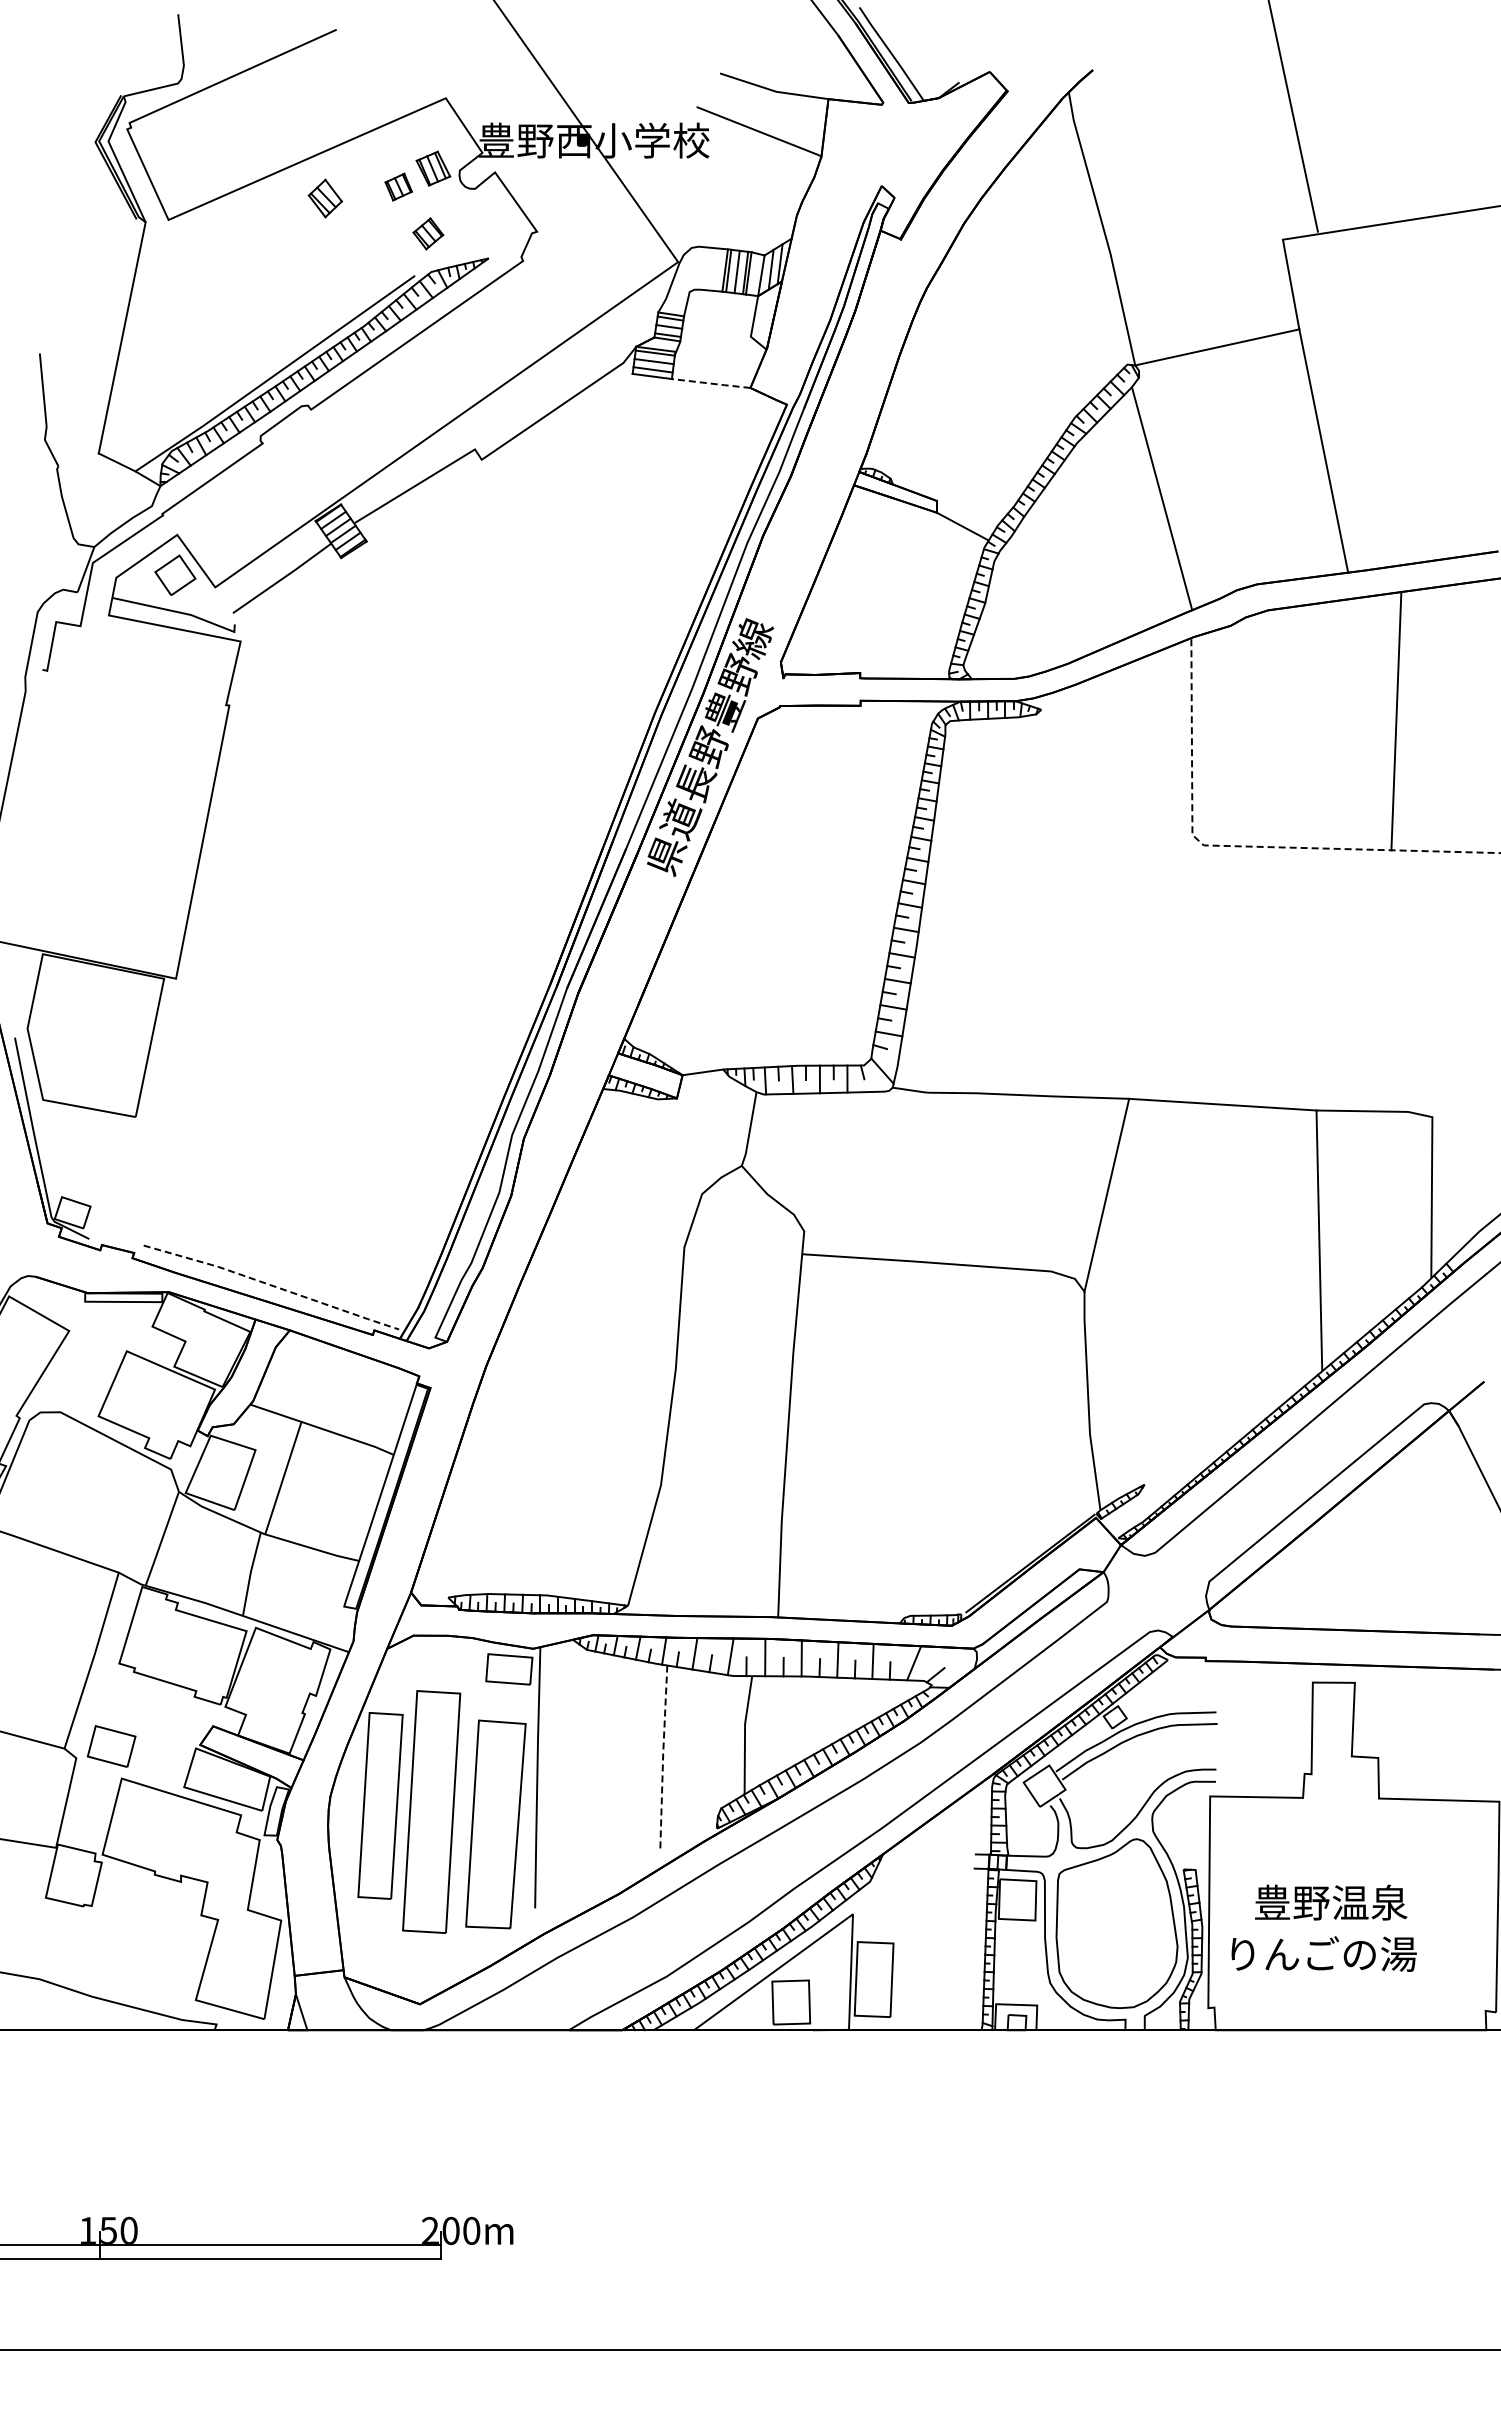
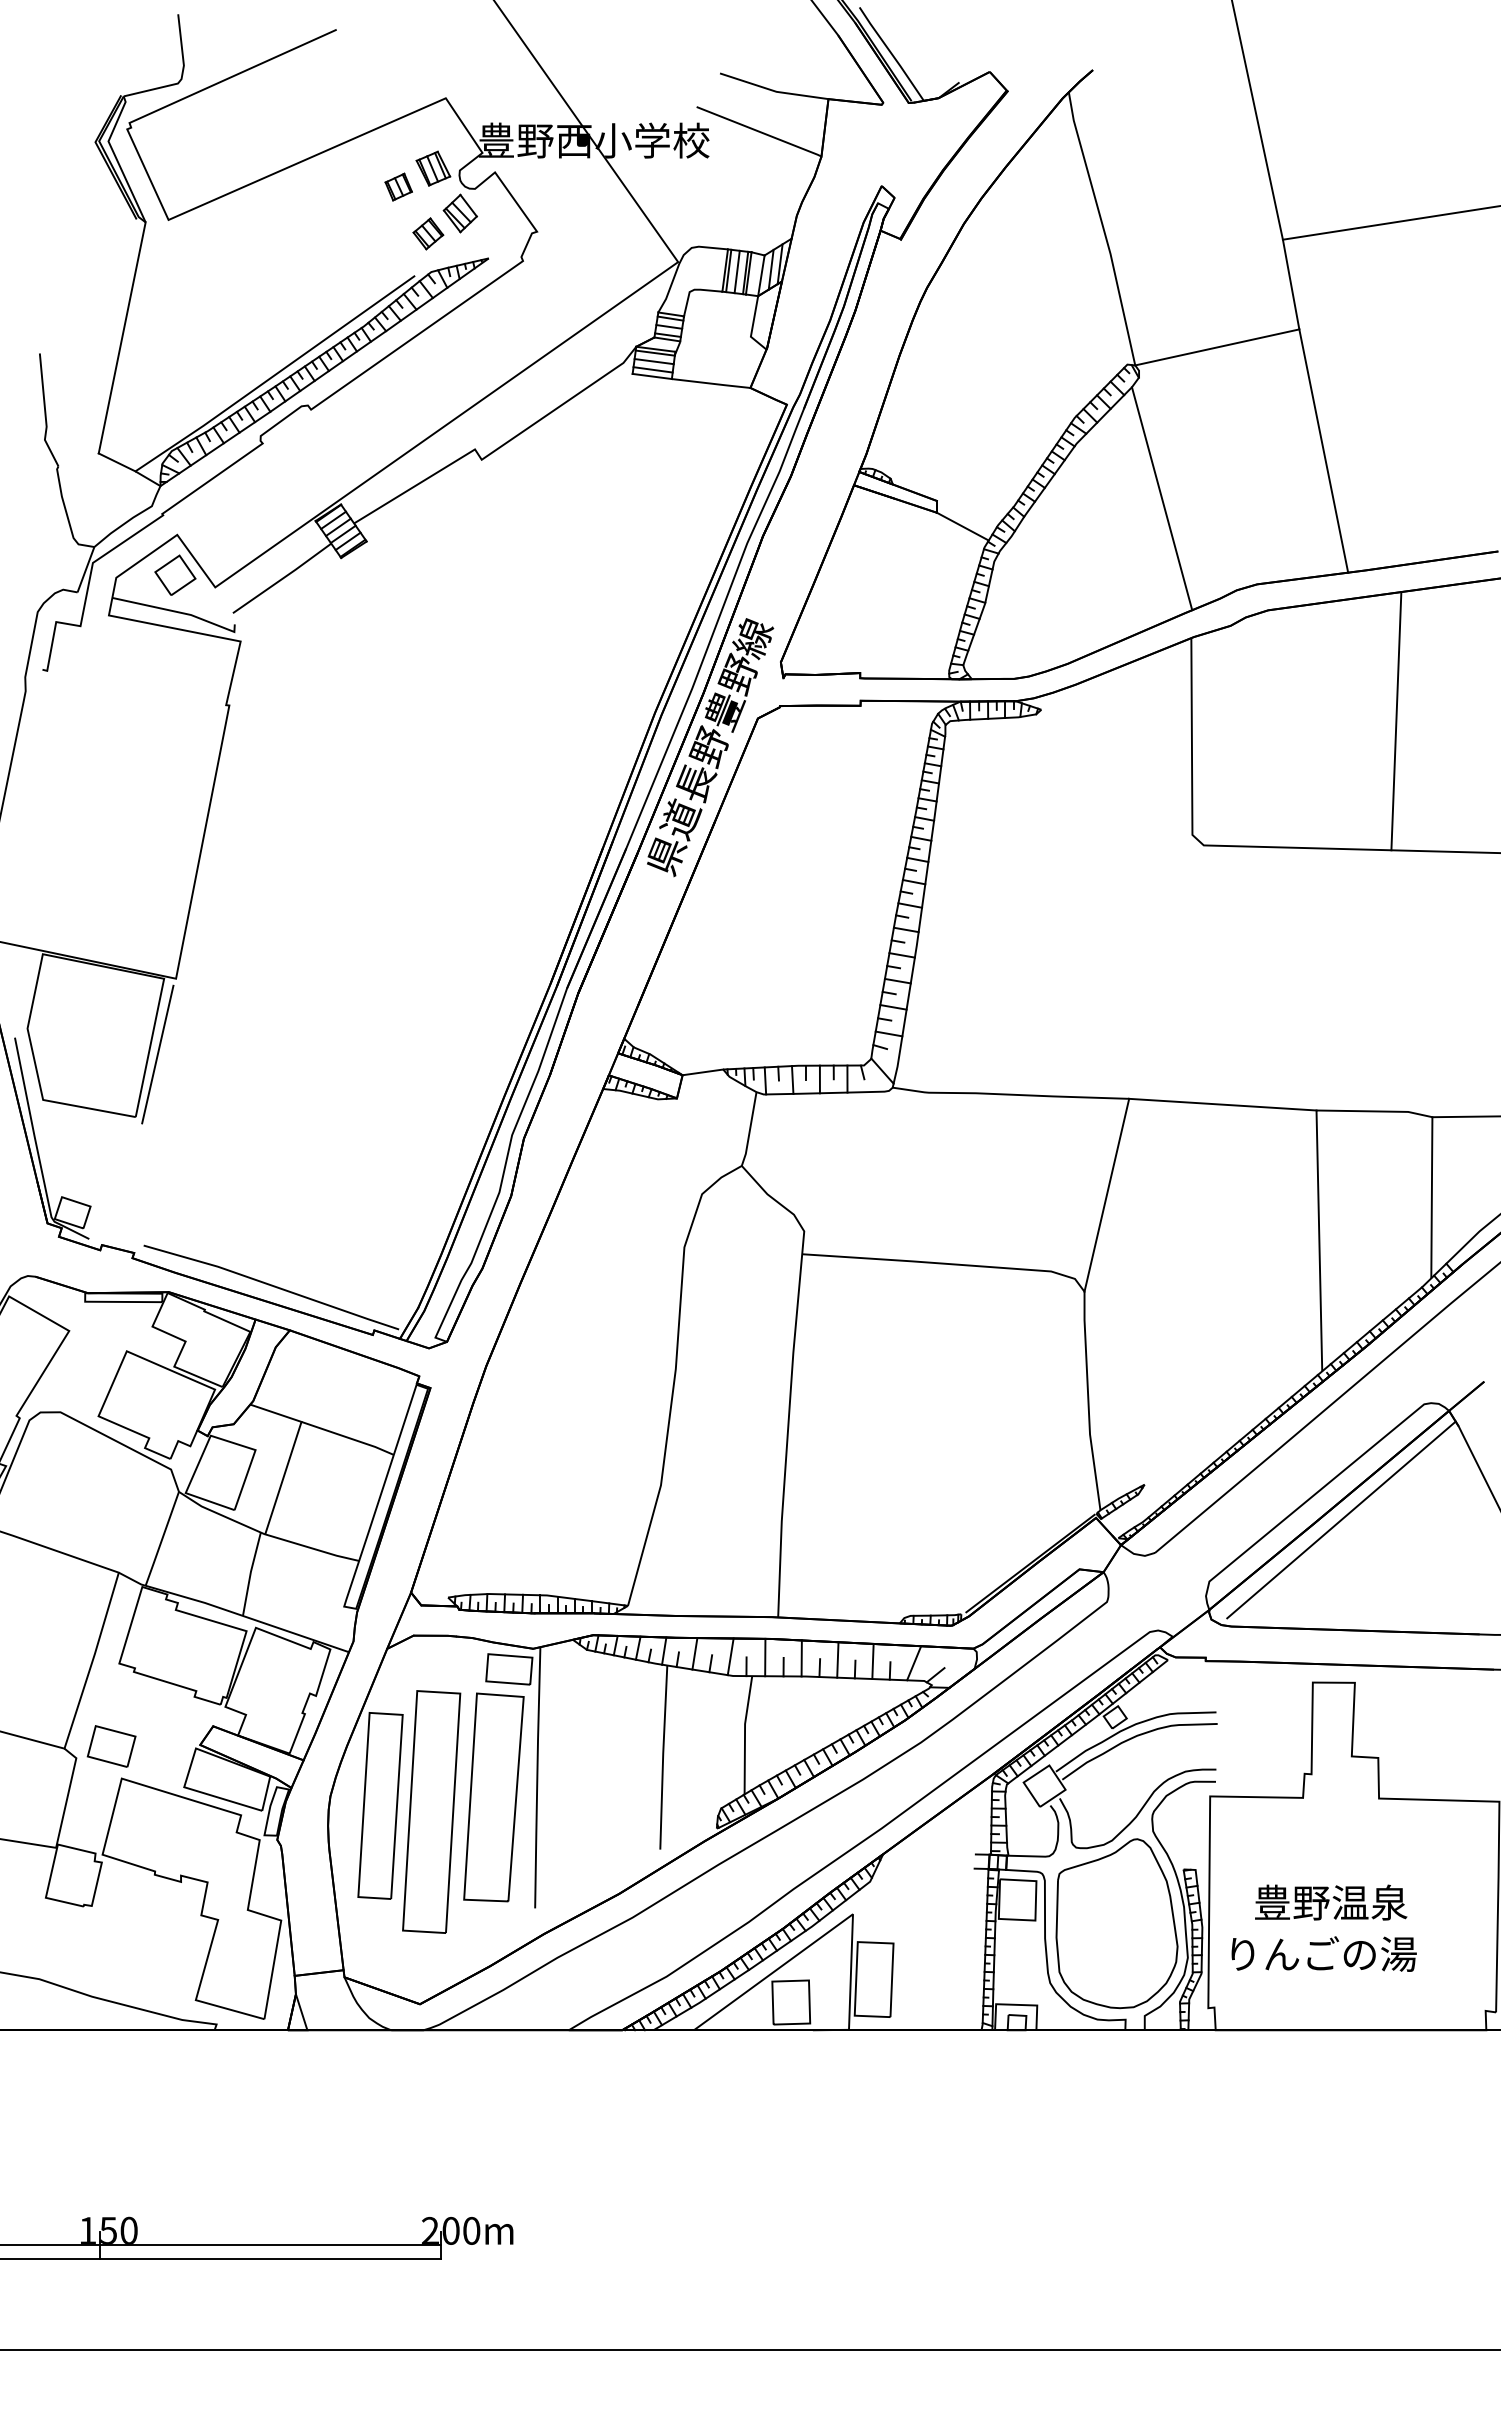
line position: (1293, 116) -> (1257, 120) (1257, 120)
part position: (324, 198) -> (459, 213) (459, 213)
line: dashed -> solid (711, 383)
line: dashed -> solid (1244, 846)
line: none -> present (157, 1054)
line: none -> present (1464, 1116)
line: dashed -> solid (271, 1285)
line: none -> present (1341, 1519)
line: dashed -> solid (663, 1757)
part position: (495, 1824) -> (493, 1797) (493, 1797)
